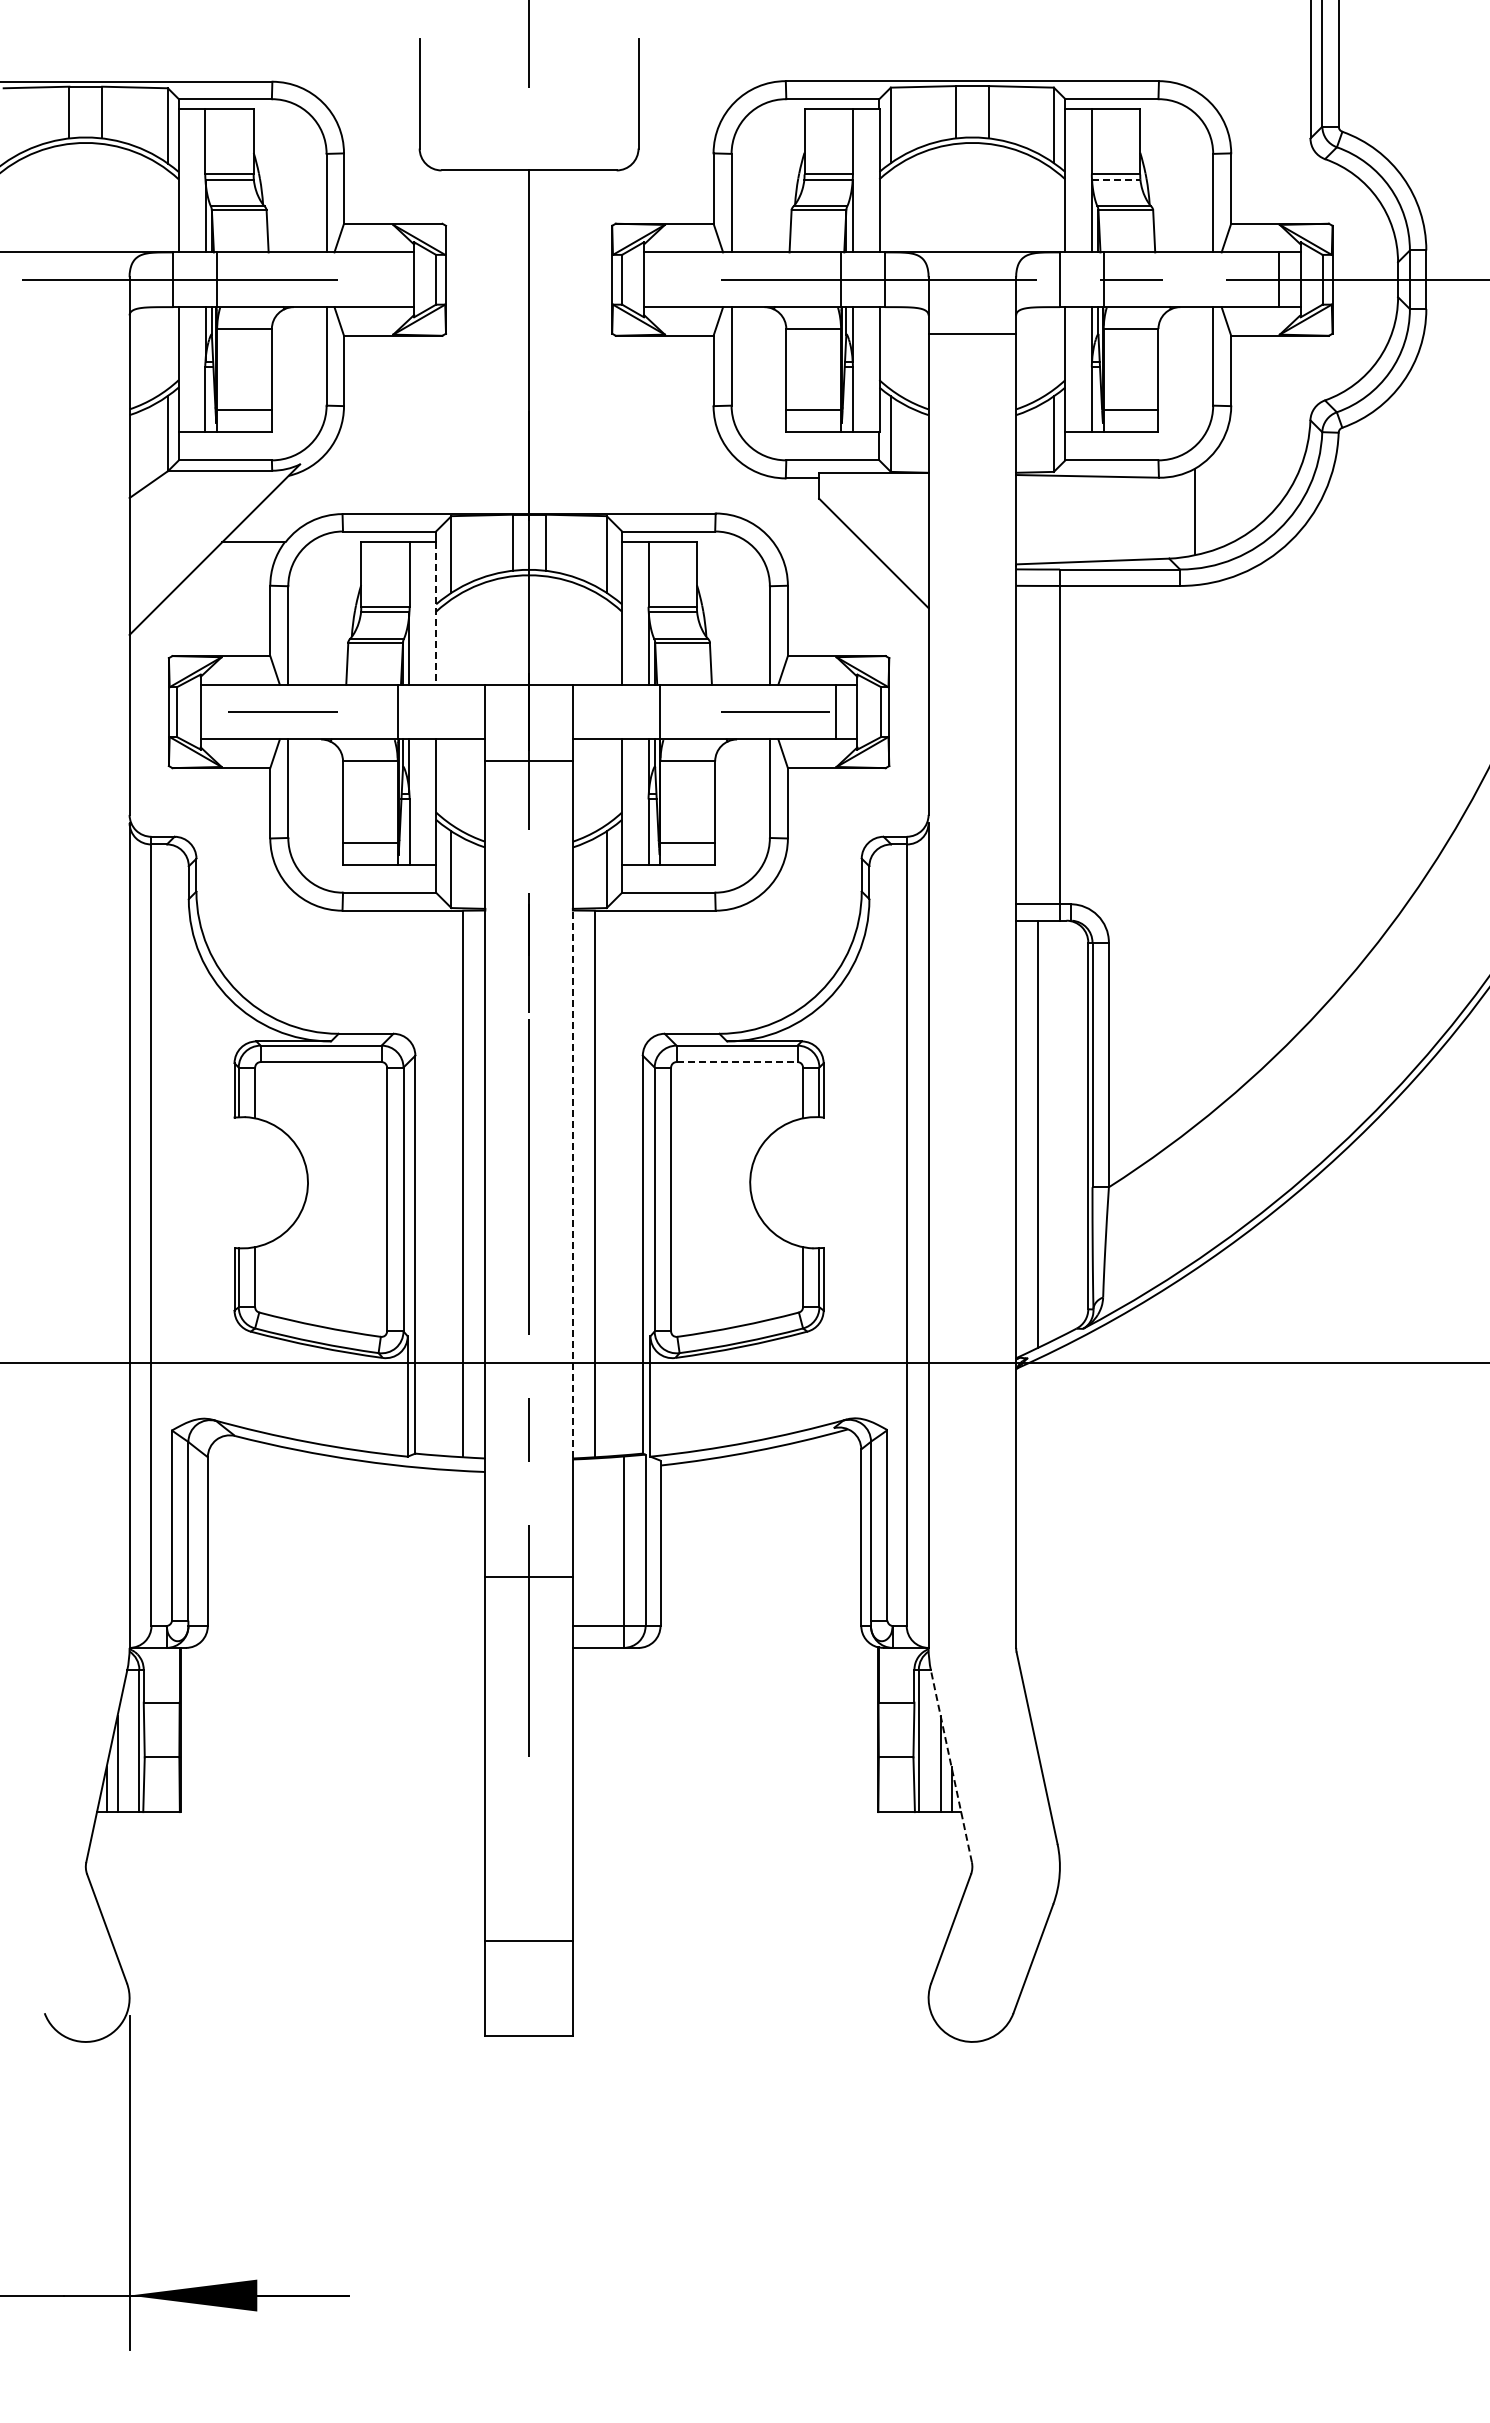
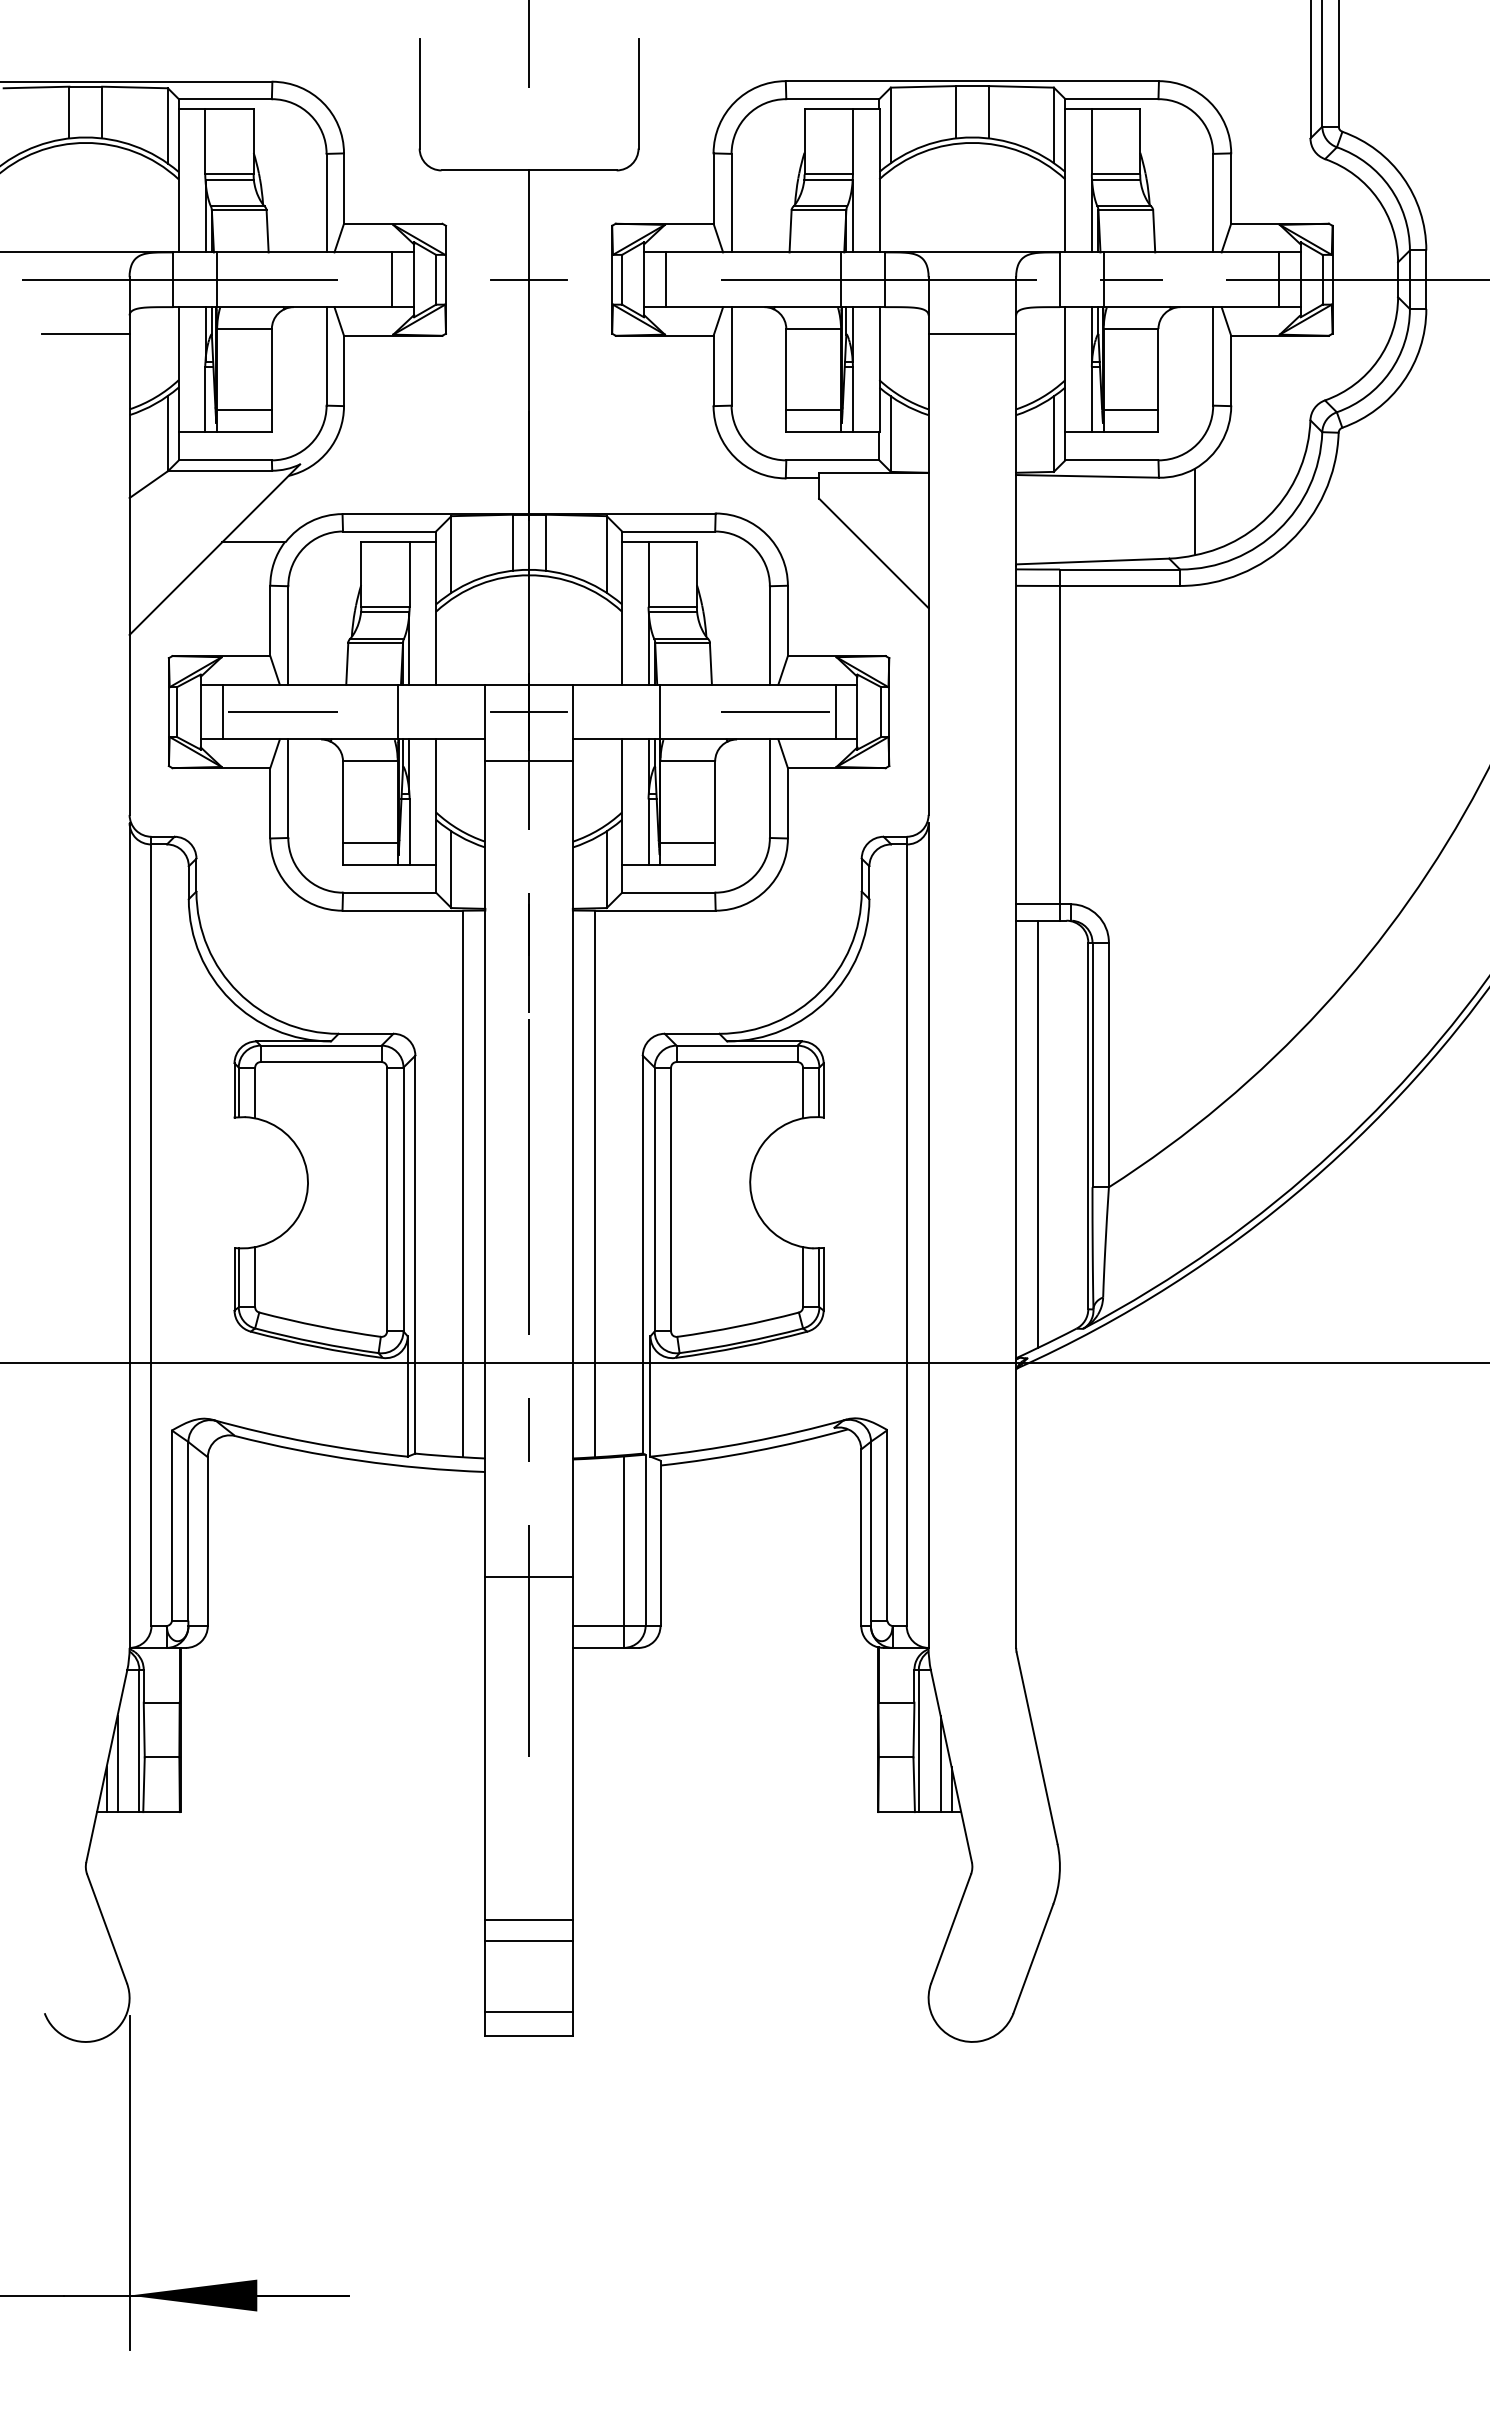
line: dashed -> solid (1116, 179)
line: none -> present (392, 279)
line: none -> present (528, 279)
line: none -> present (665, 279)
line: none -> present (85, 334)
line: dashed -> solid (436, 613)
line: none -> present (222, 711)
line: none -> present (528, 712)
line: dashed -> solid (737, 1062)
line: dashed -> solid (572, 1184)
line: dashed -> solid (951, 1766)
line: none -> present (528, 1919)
line: none -> present (528, 2012)
